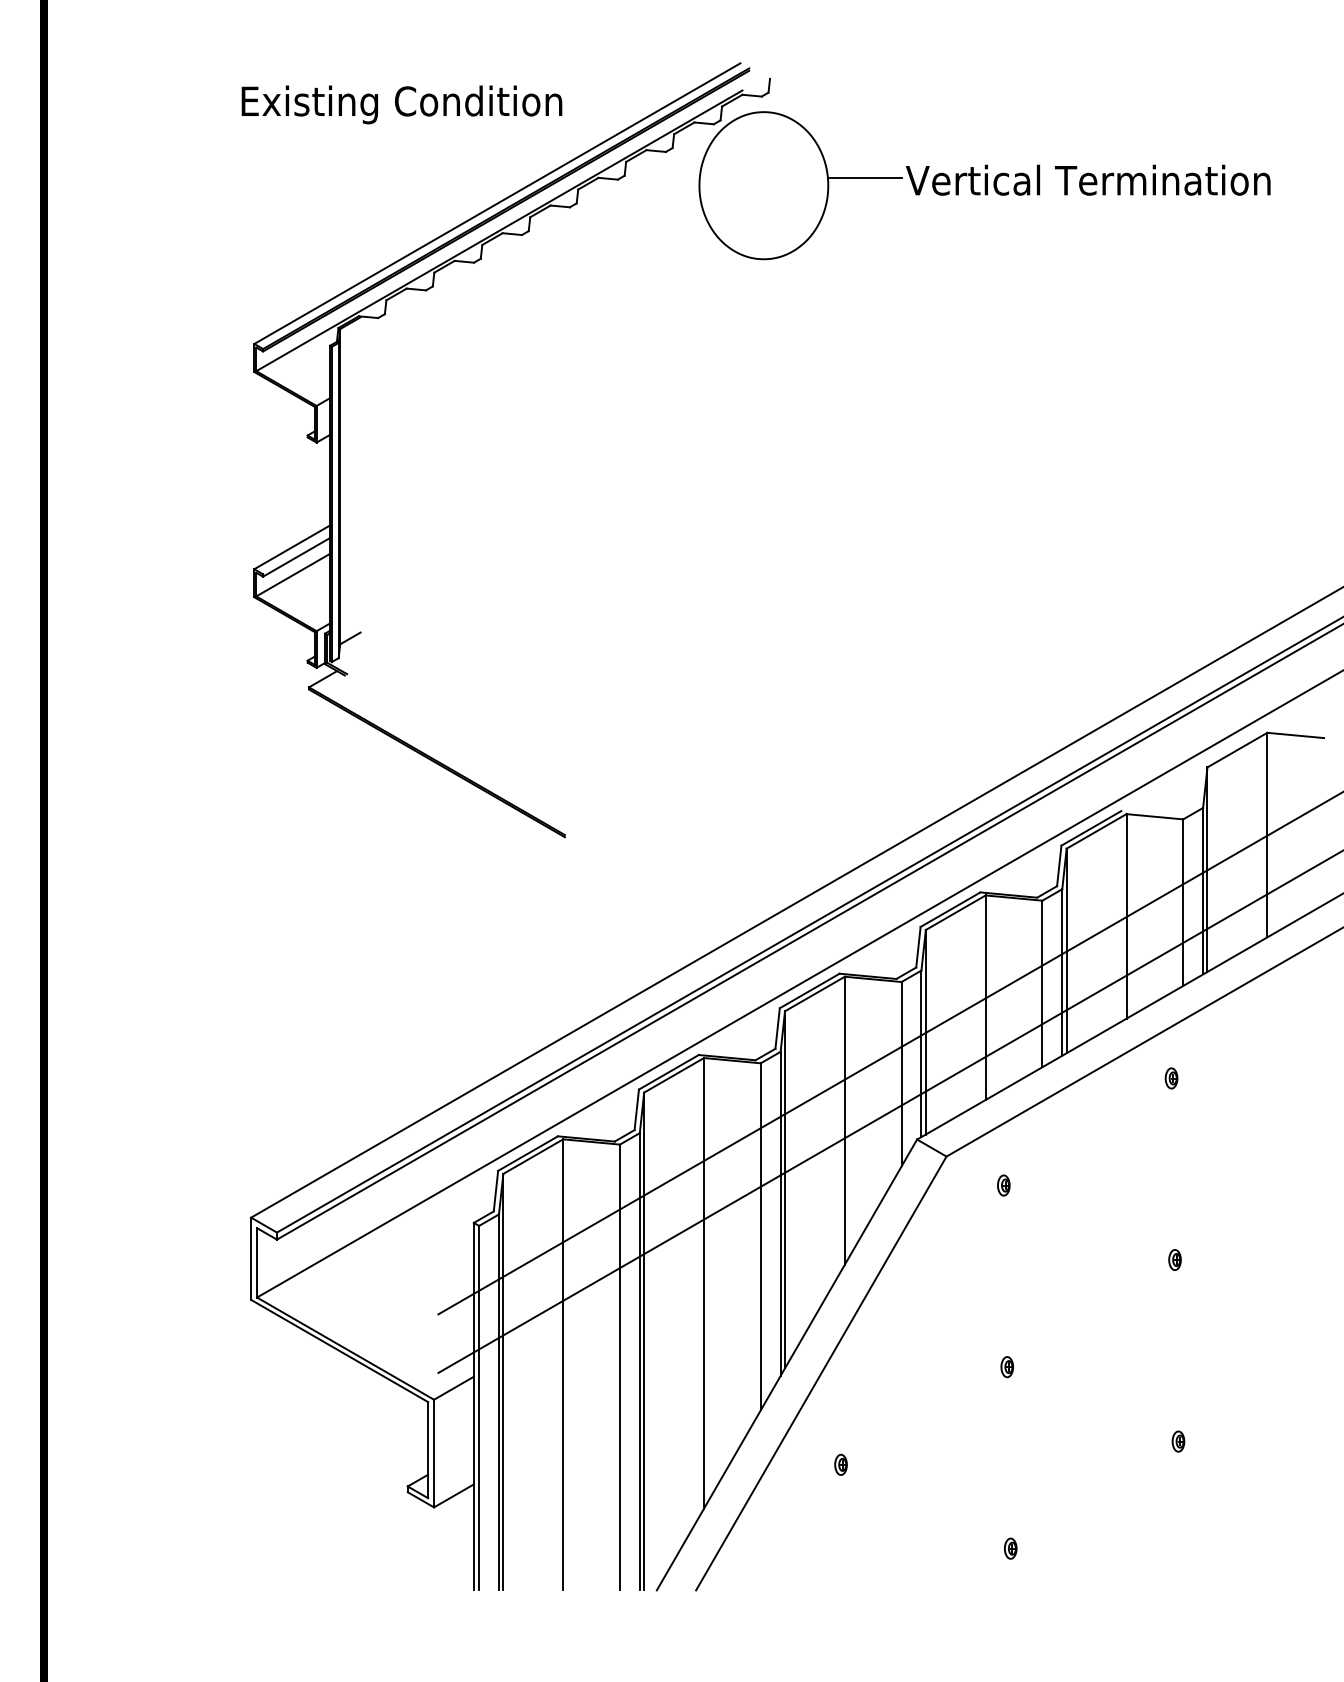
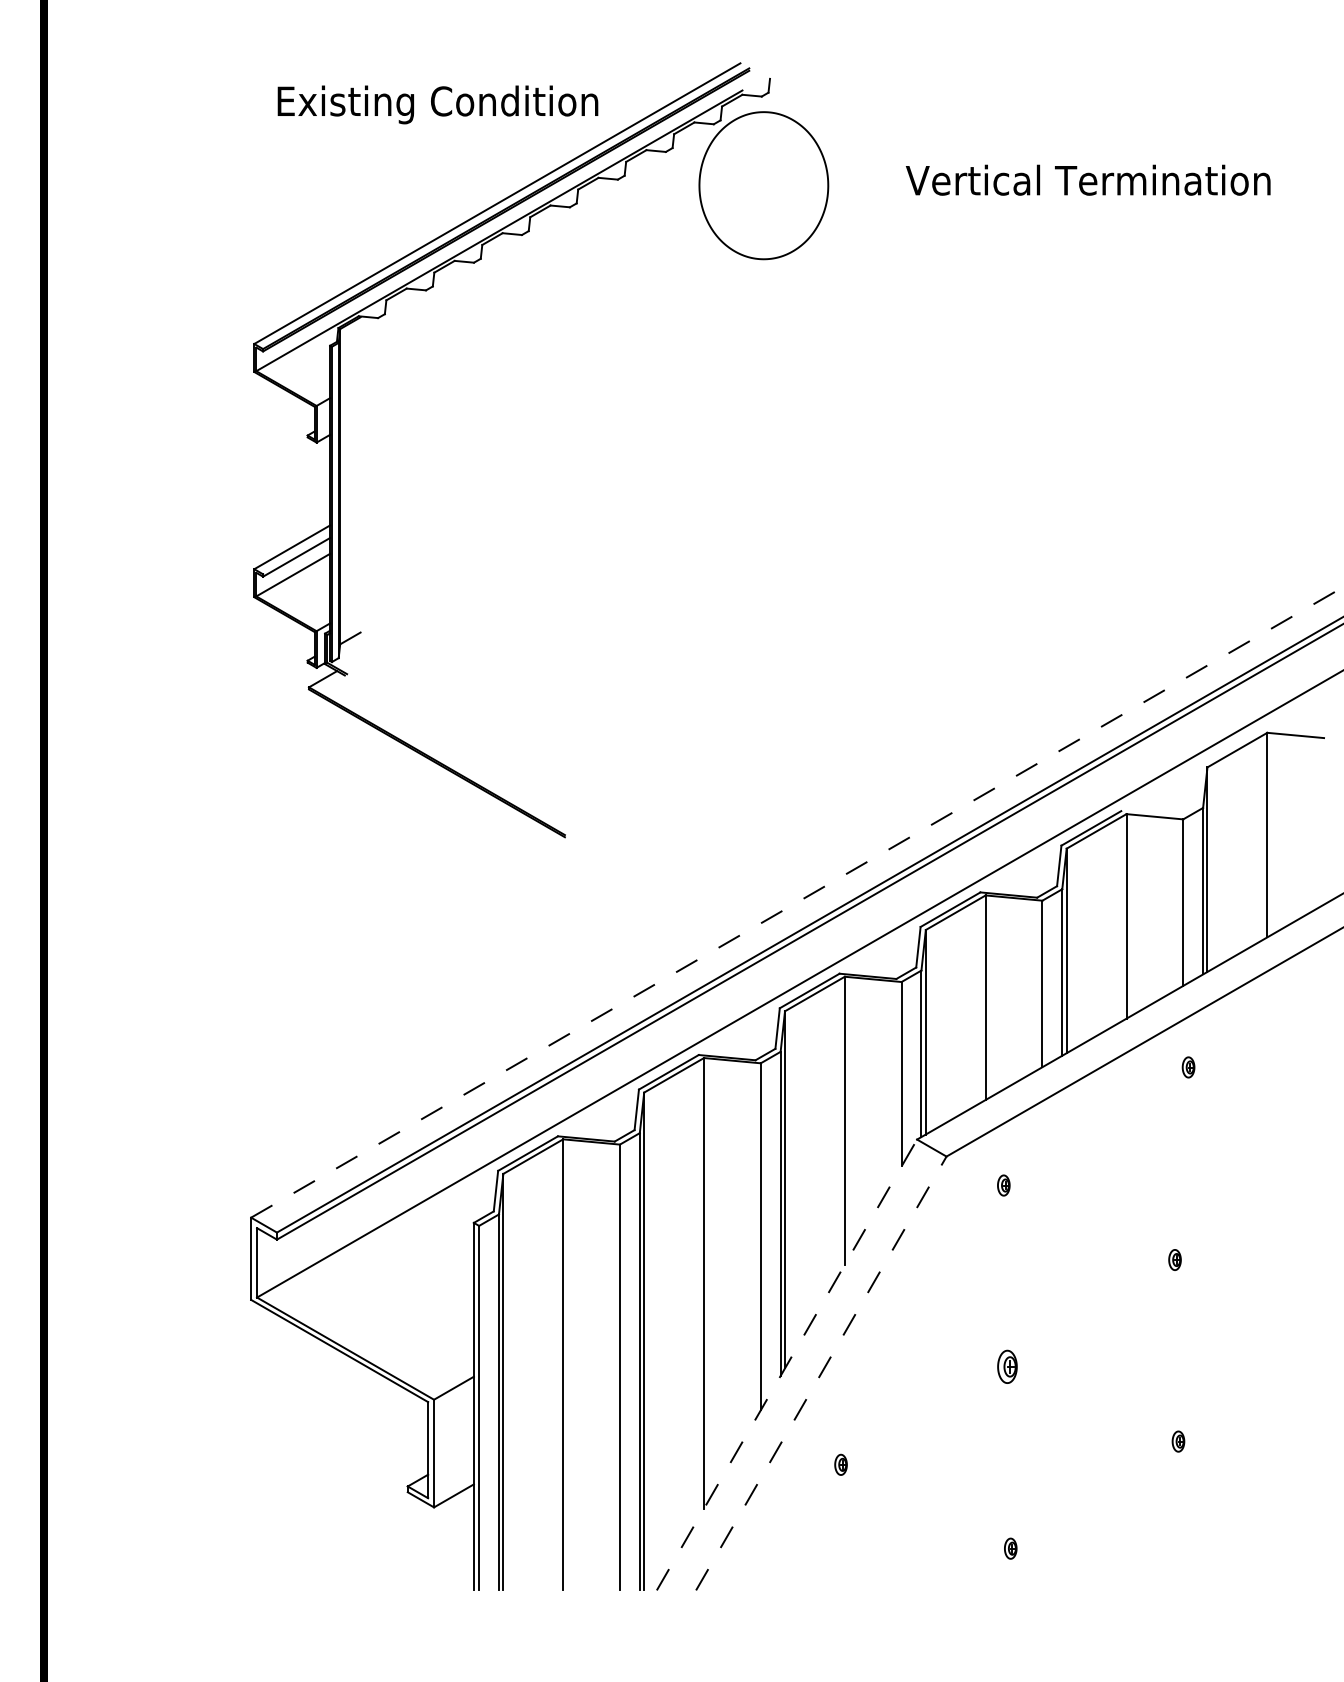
text position: (401, 104) -> (437, 104) (437, 104)
line: present -> none (864, 178)
line: solid -> dashed (797, 902)
line: present -> none (889, 1053)
part position: (1171, 1078) -> (1188, 1067) (1188, 1067)
line: present -> none (889, 1112)
line: solid -> dashed (787, 1364)
part size: 14x23 px -> 21x35 px (1007, 1366)
line: solid -> dashed (821, 1373)
